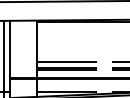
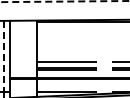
line: solid -> dashed (64, 1)
line: solid -> dashed (4, 56)
